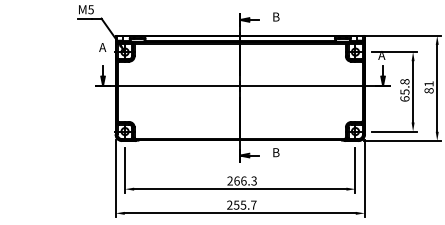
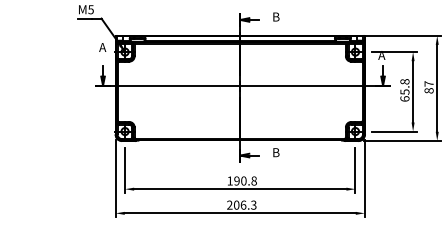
text: 81 -> 87 (428, 83)
text: 266.3 -> 190.8 (241, 180)
text: 255.7 -> 206.3 (244, 204)
